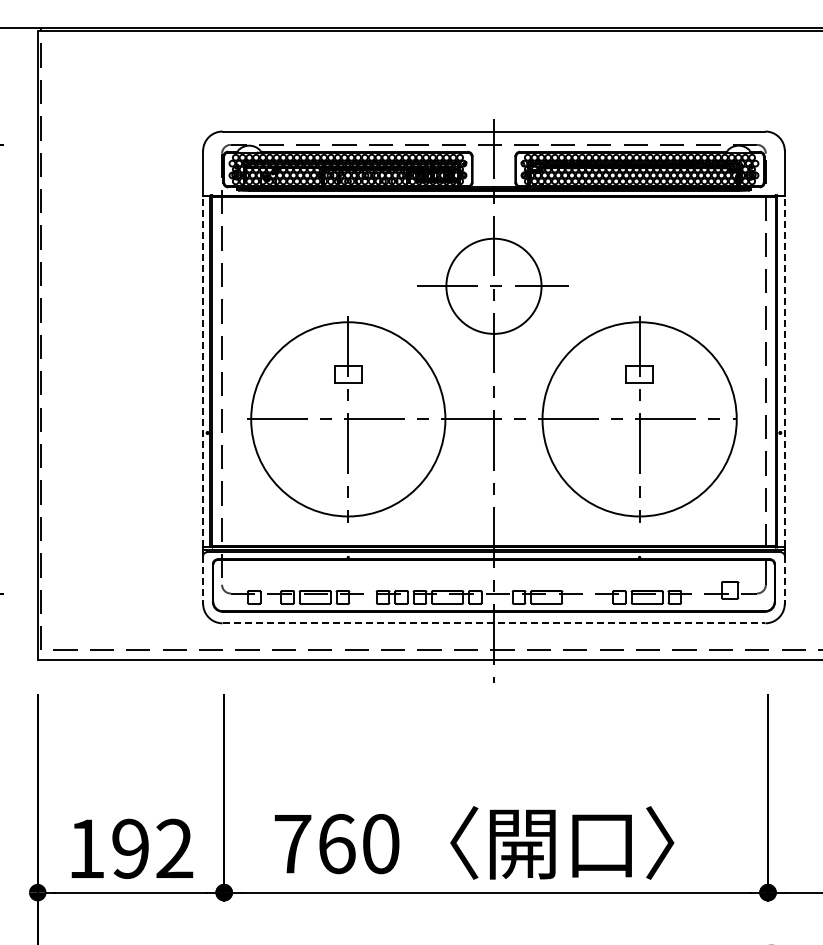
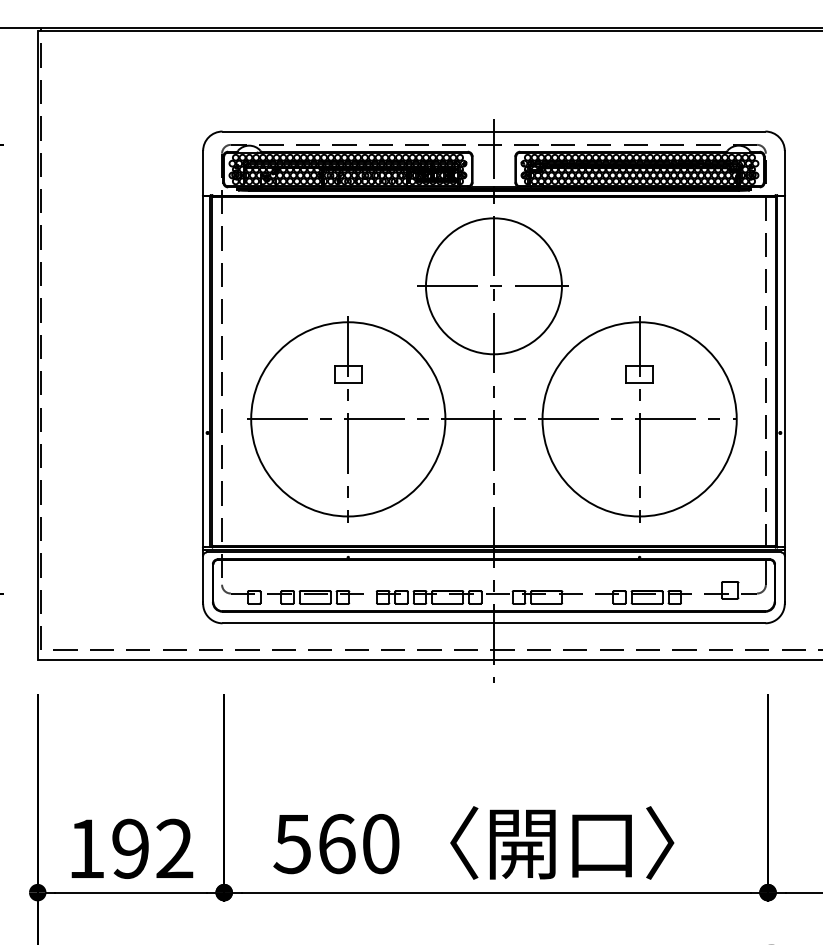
circle diameter: 95 px -> 136 px (493, 286)
line: dashed -> solid (202, 370)
line: dashed -> solid (785, 370)
line: dashed -> solid (203, 579)
line: dashed -> solid (784, 579)
line: dashed -> solid (494, 623)
text: 760 -> 560 (292, 844)
